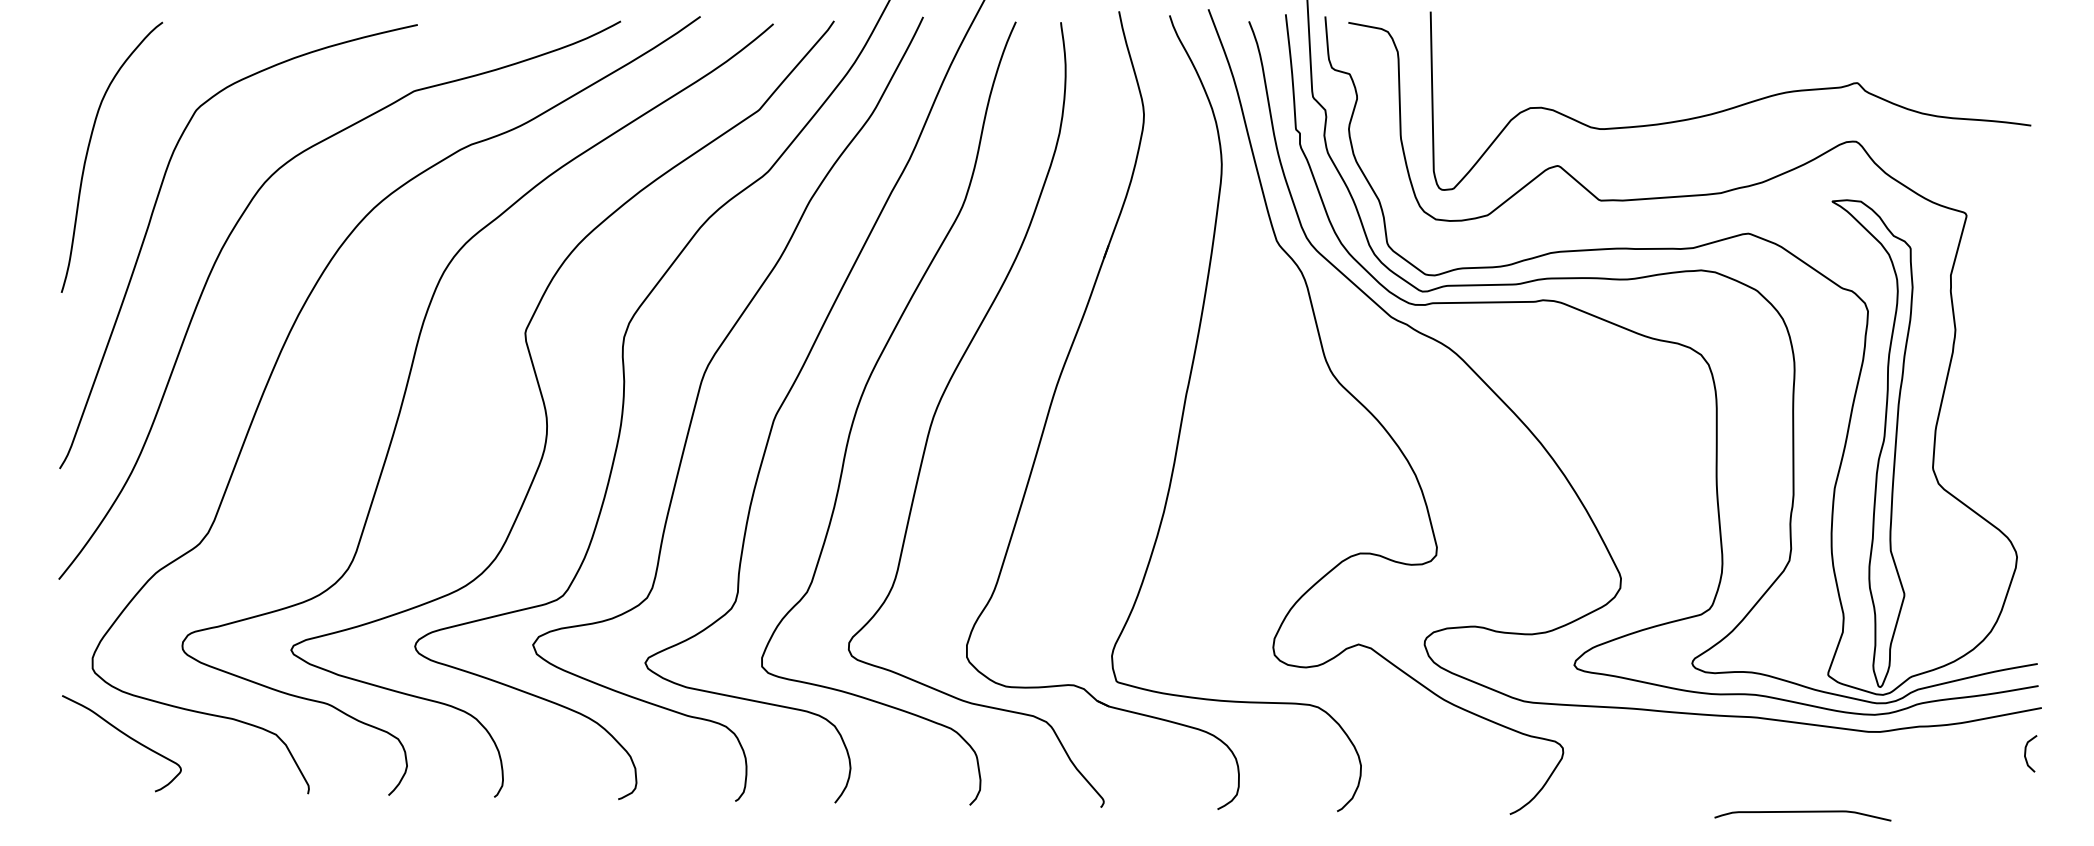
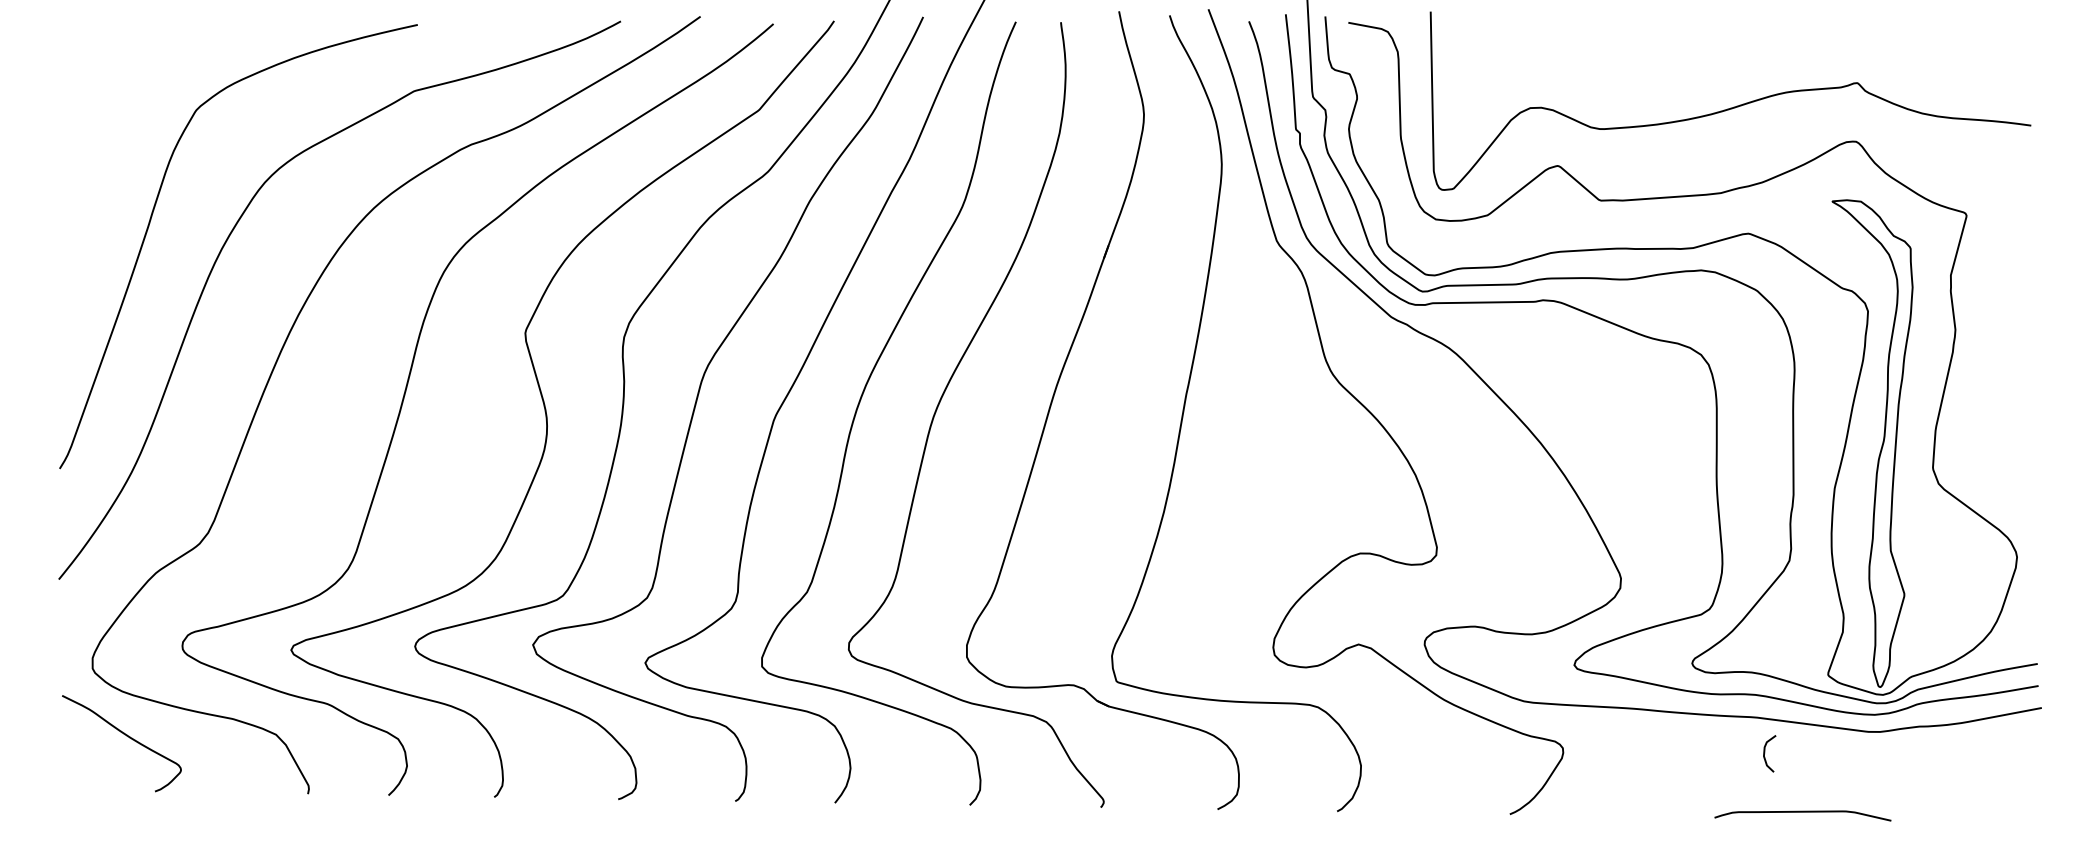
curve: present -> none (88, 152)
curve position: (2026, 753) -> (1765, 753) (1765, 753)
